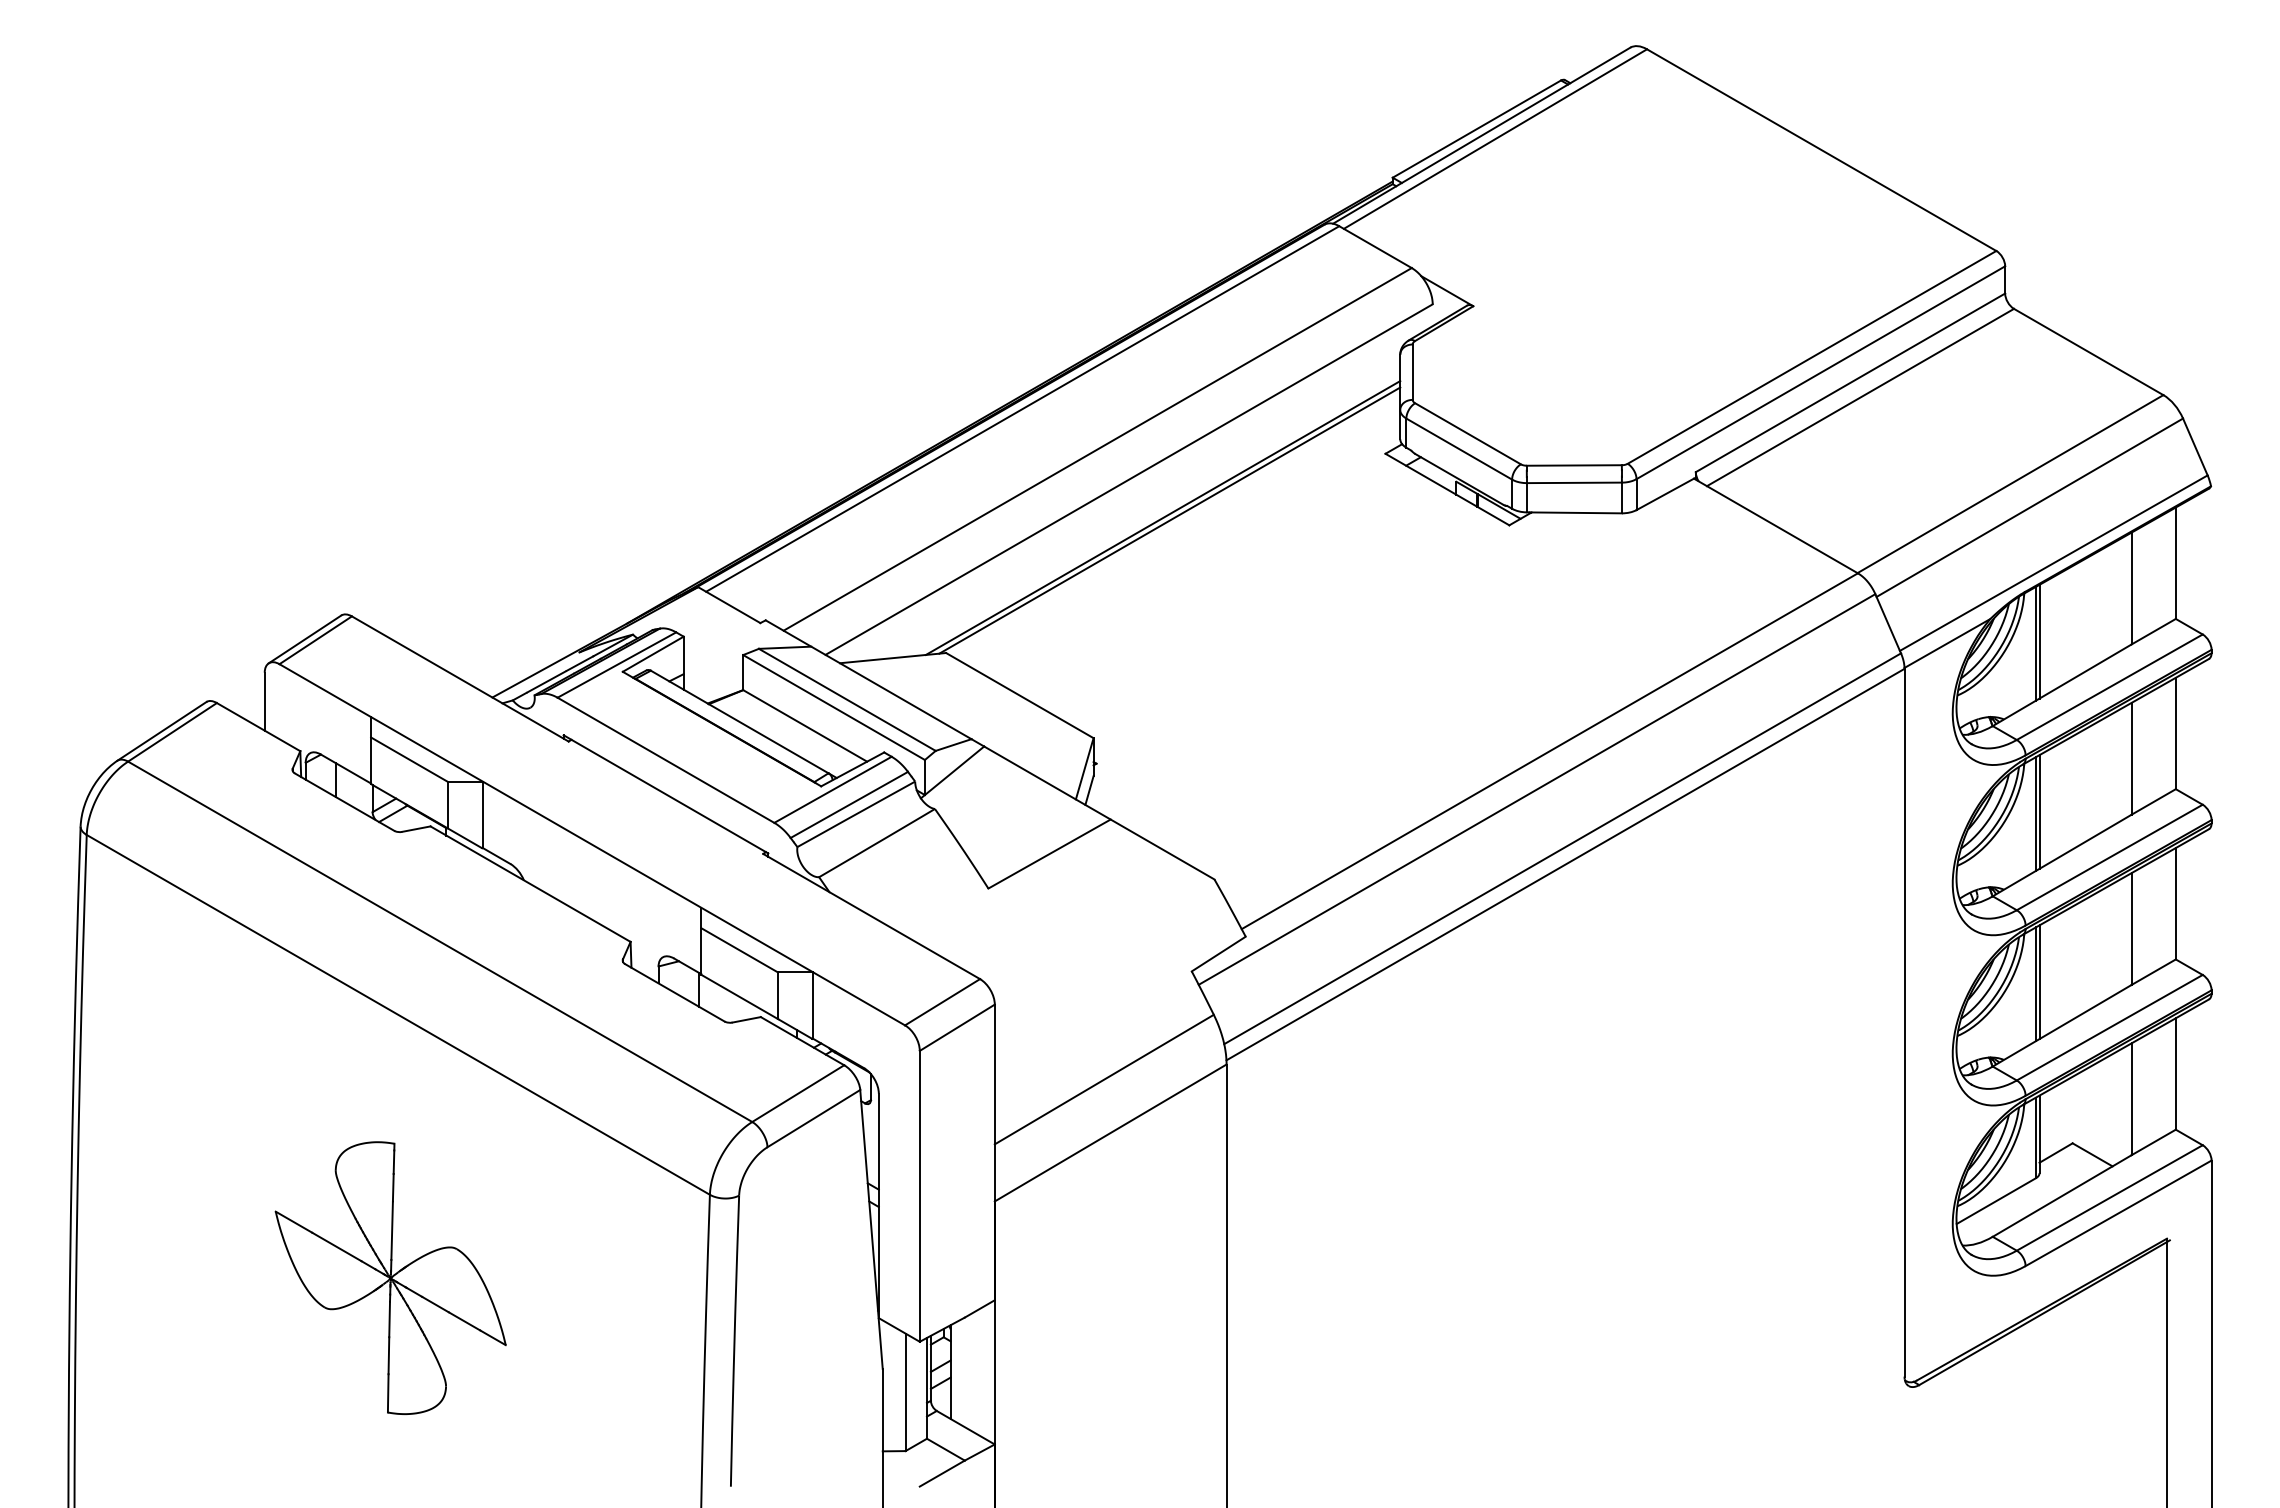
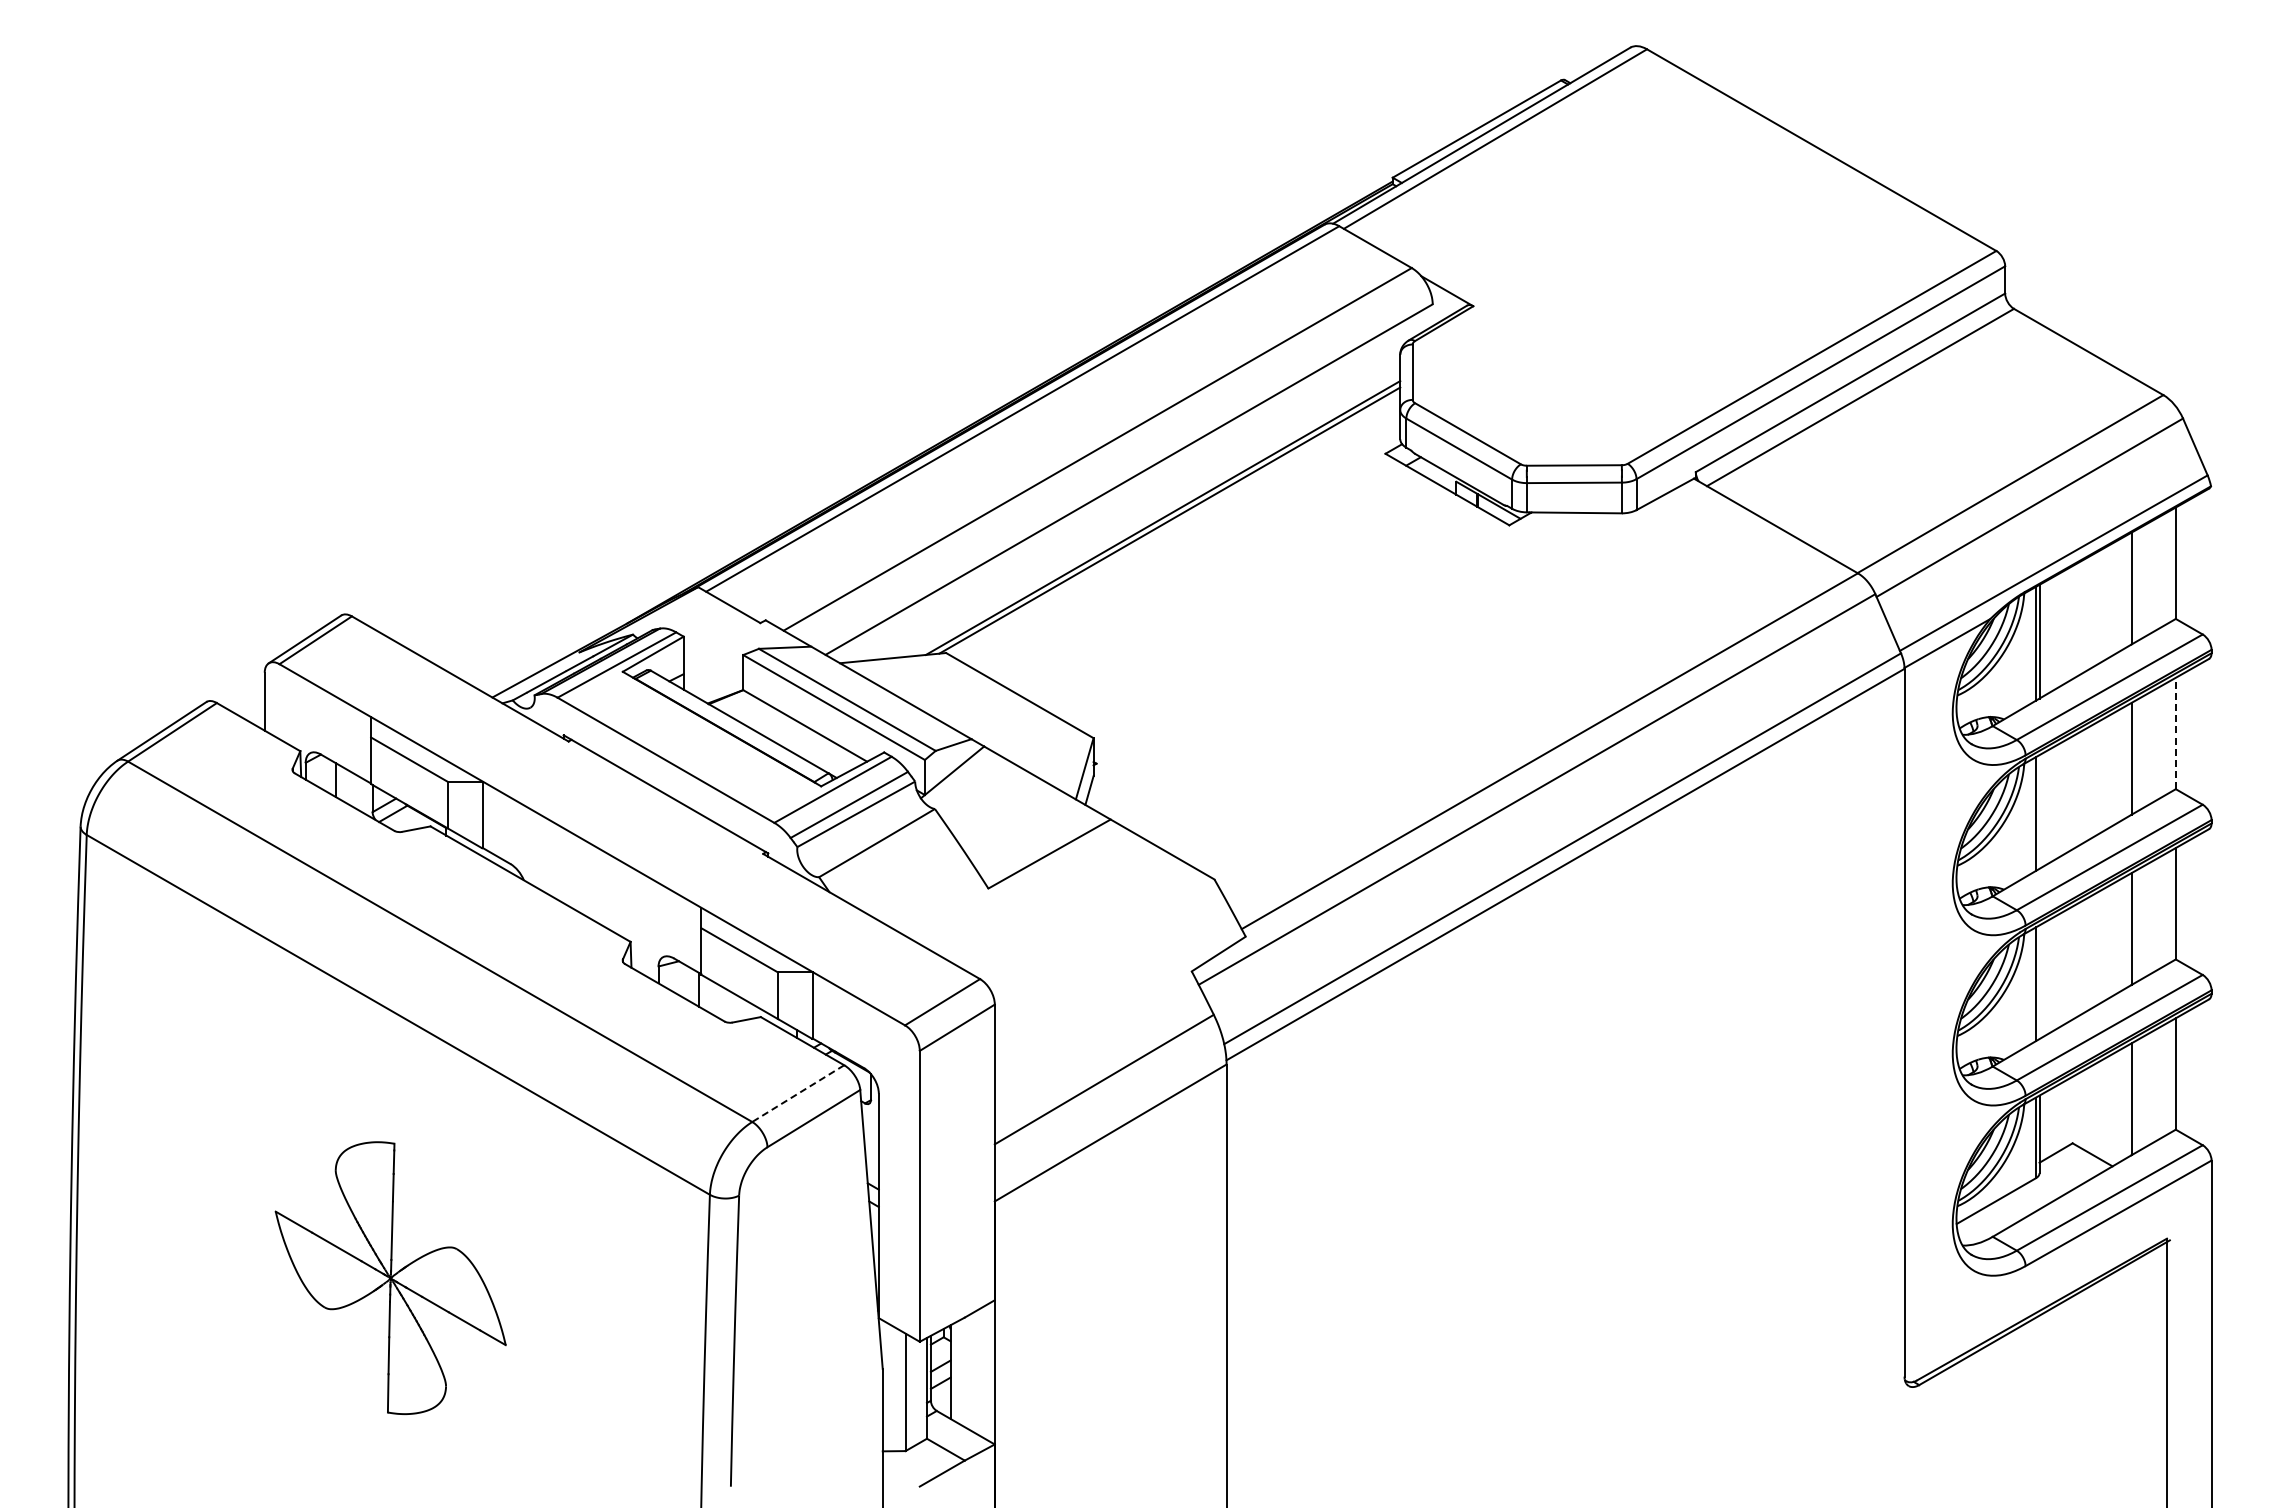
line: solid -> dashed (2175, 733)
line: present -> none (2039, 811)
line: present -> none (2039, 982)
line: solid -> dashed (797, 1093)
